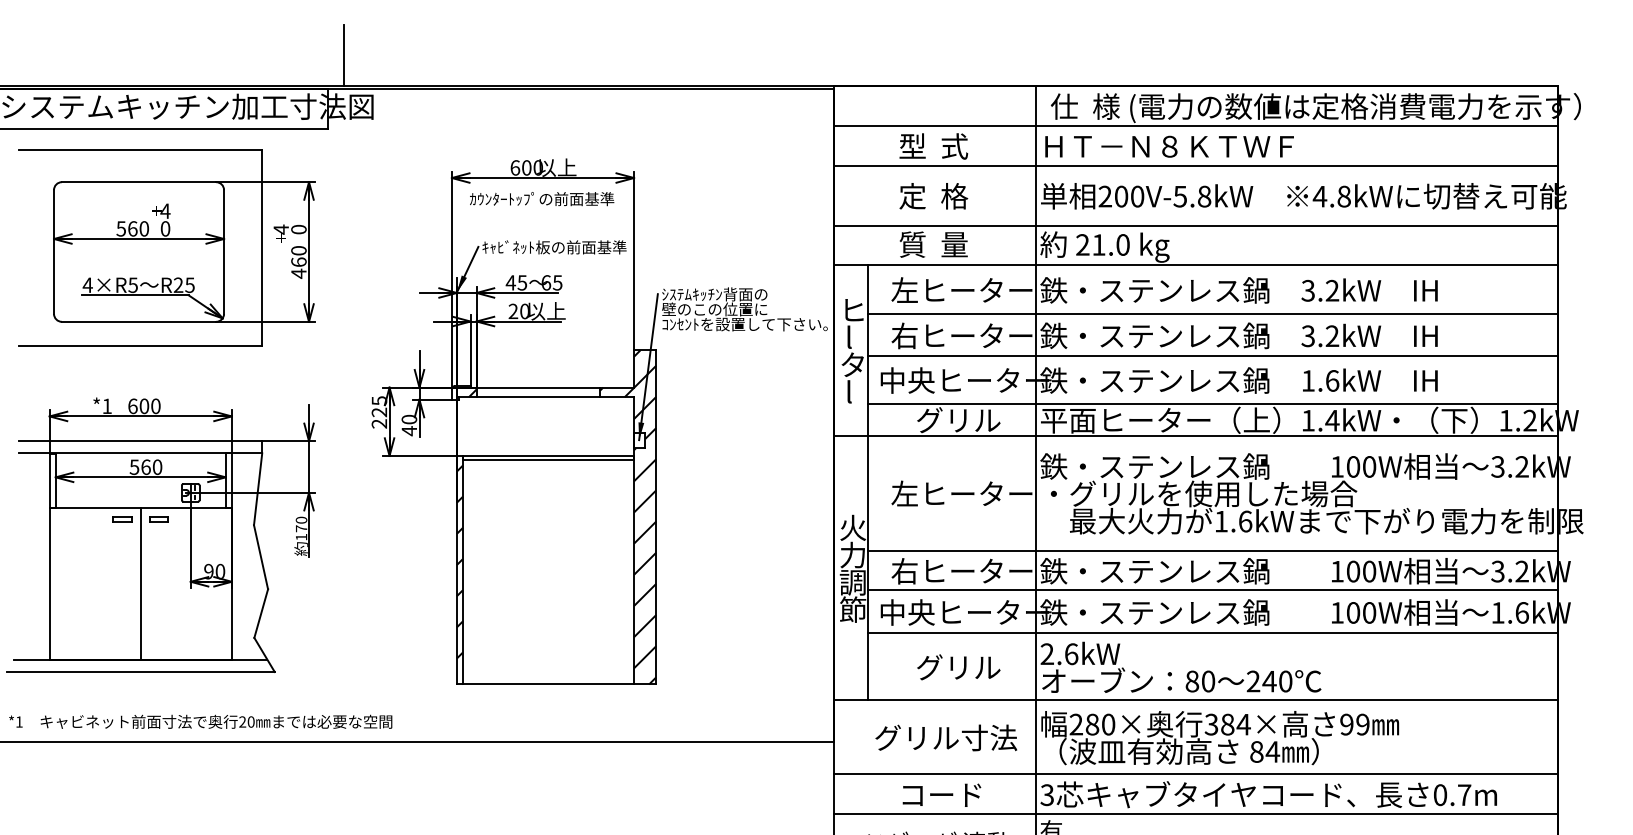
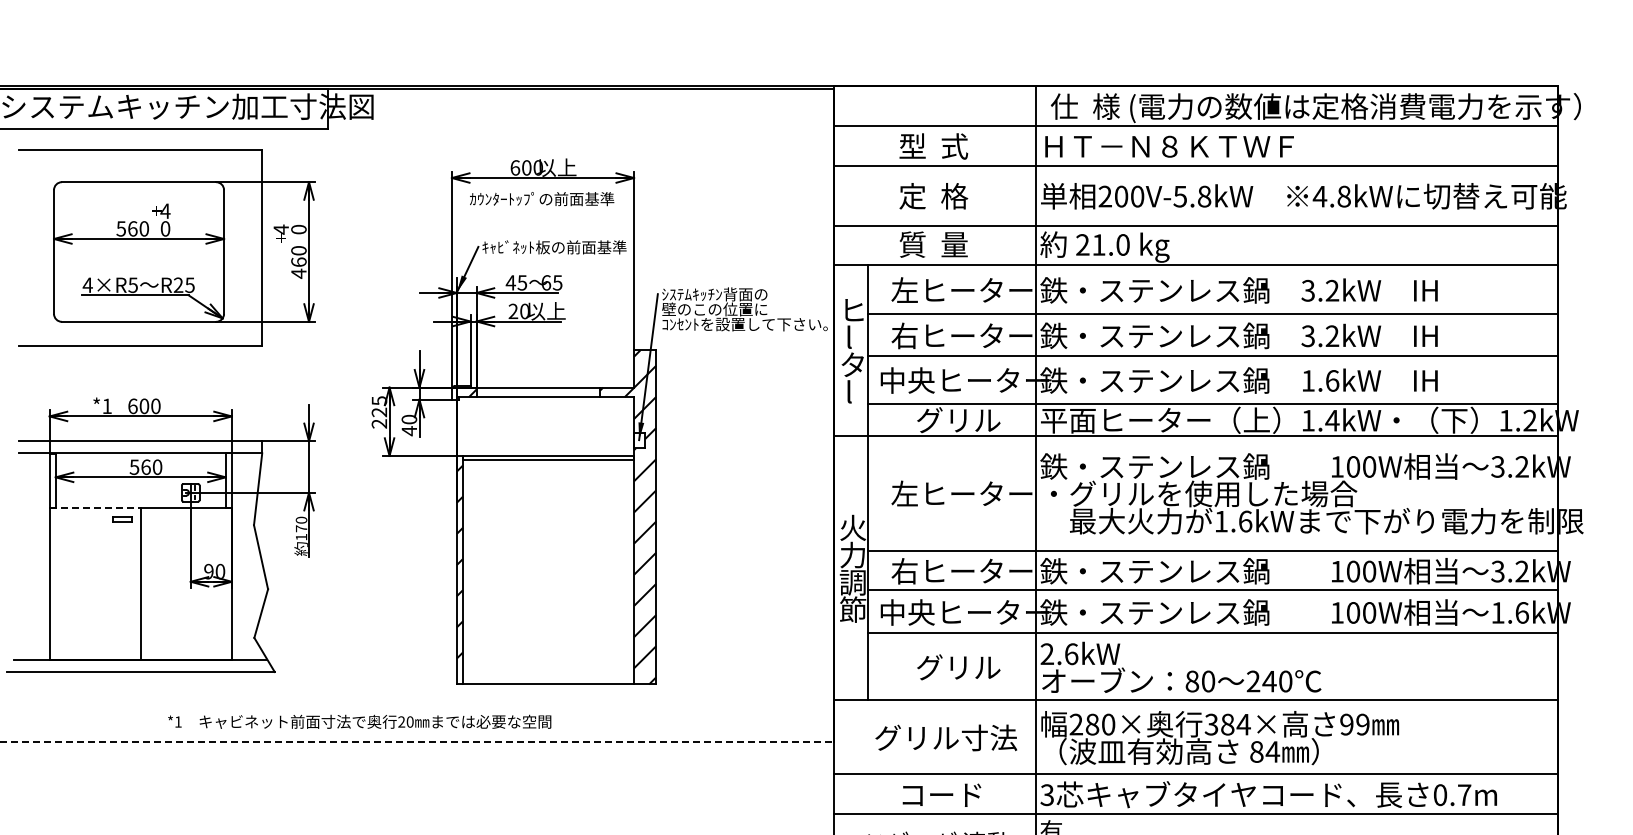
line: present -> none (343, 55)
line: solid -> dashed (95, 508)
part: present -> none (158, 519)
text position: (200, 721) -> (359, 721) (359, 721)
line: solid -> dashed (417, 742)
